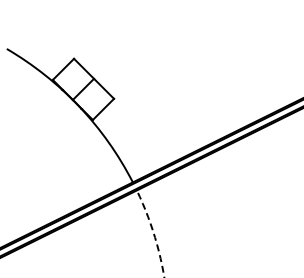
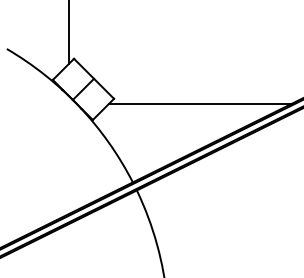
line: none -> present (69, 32)
line: none -> present (200, 103)
arc: dashed -> solid (153, 233)
